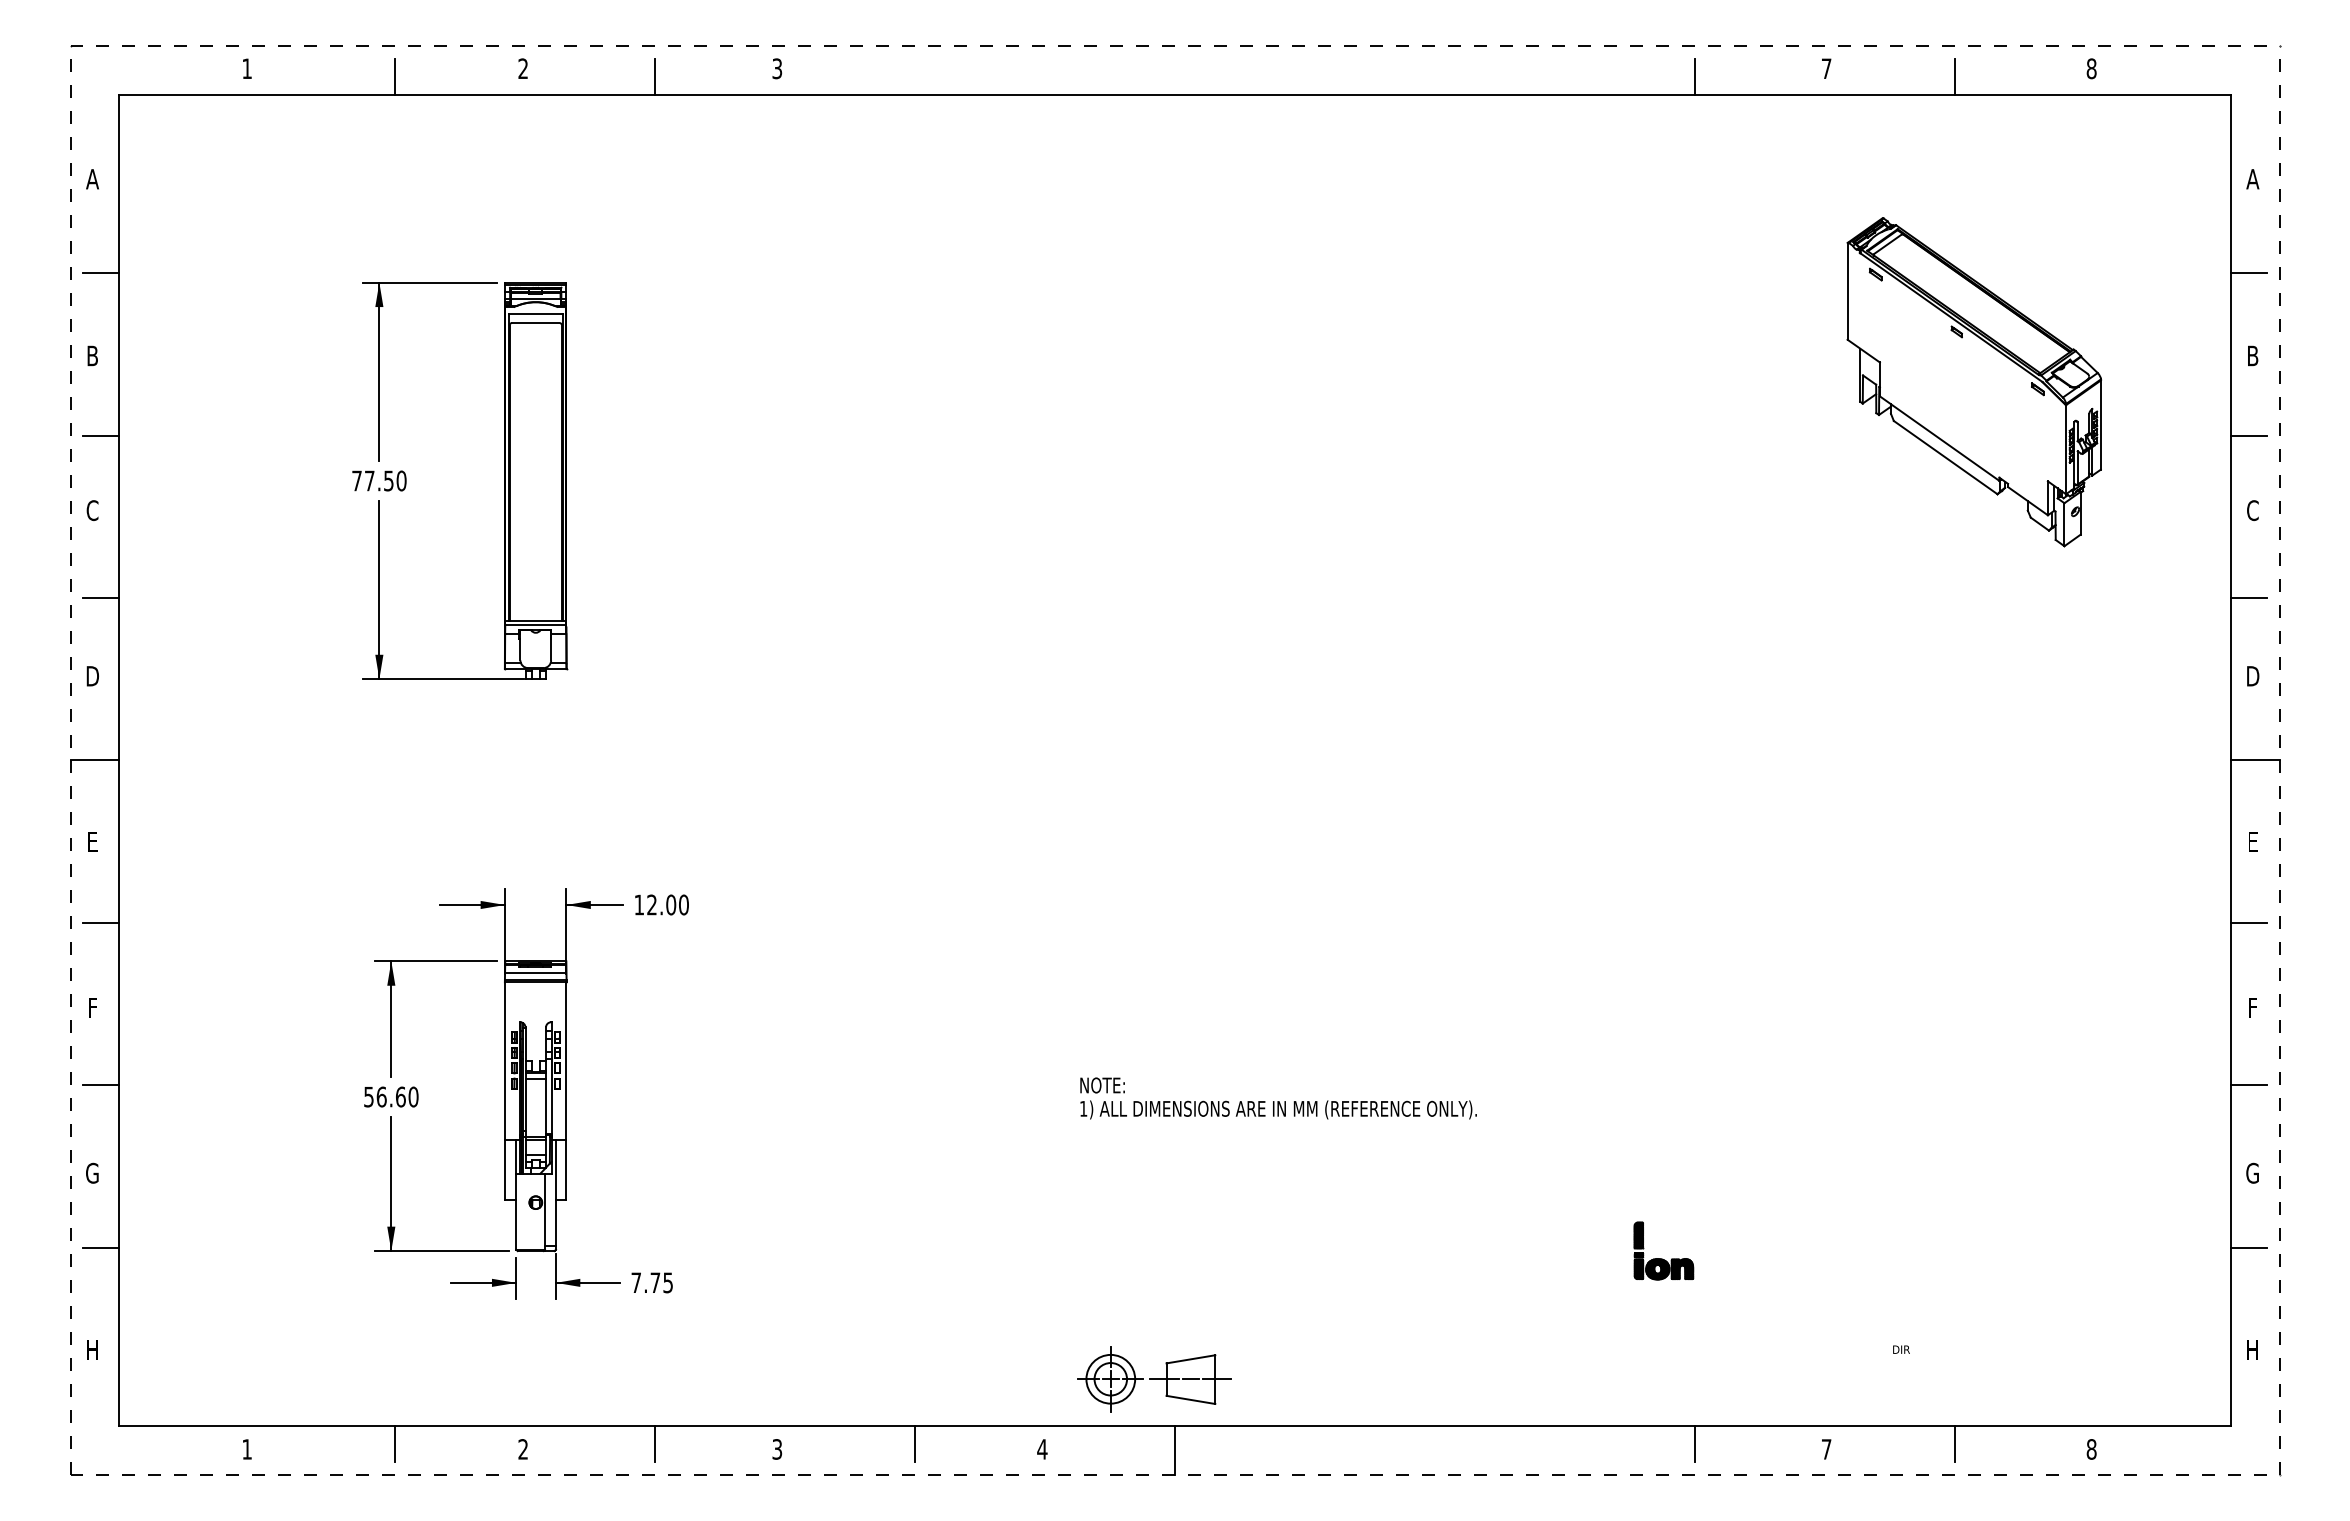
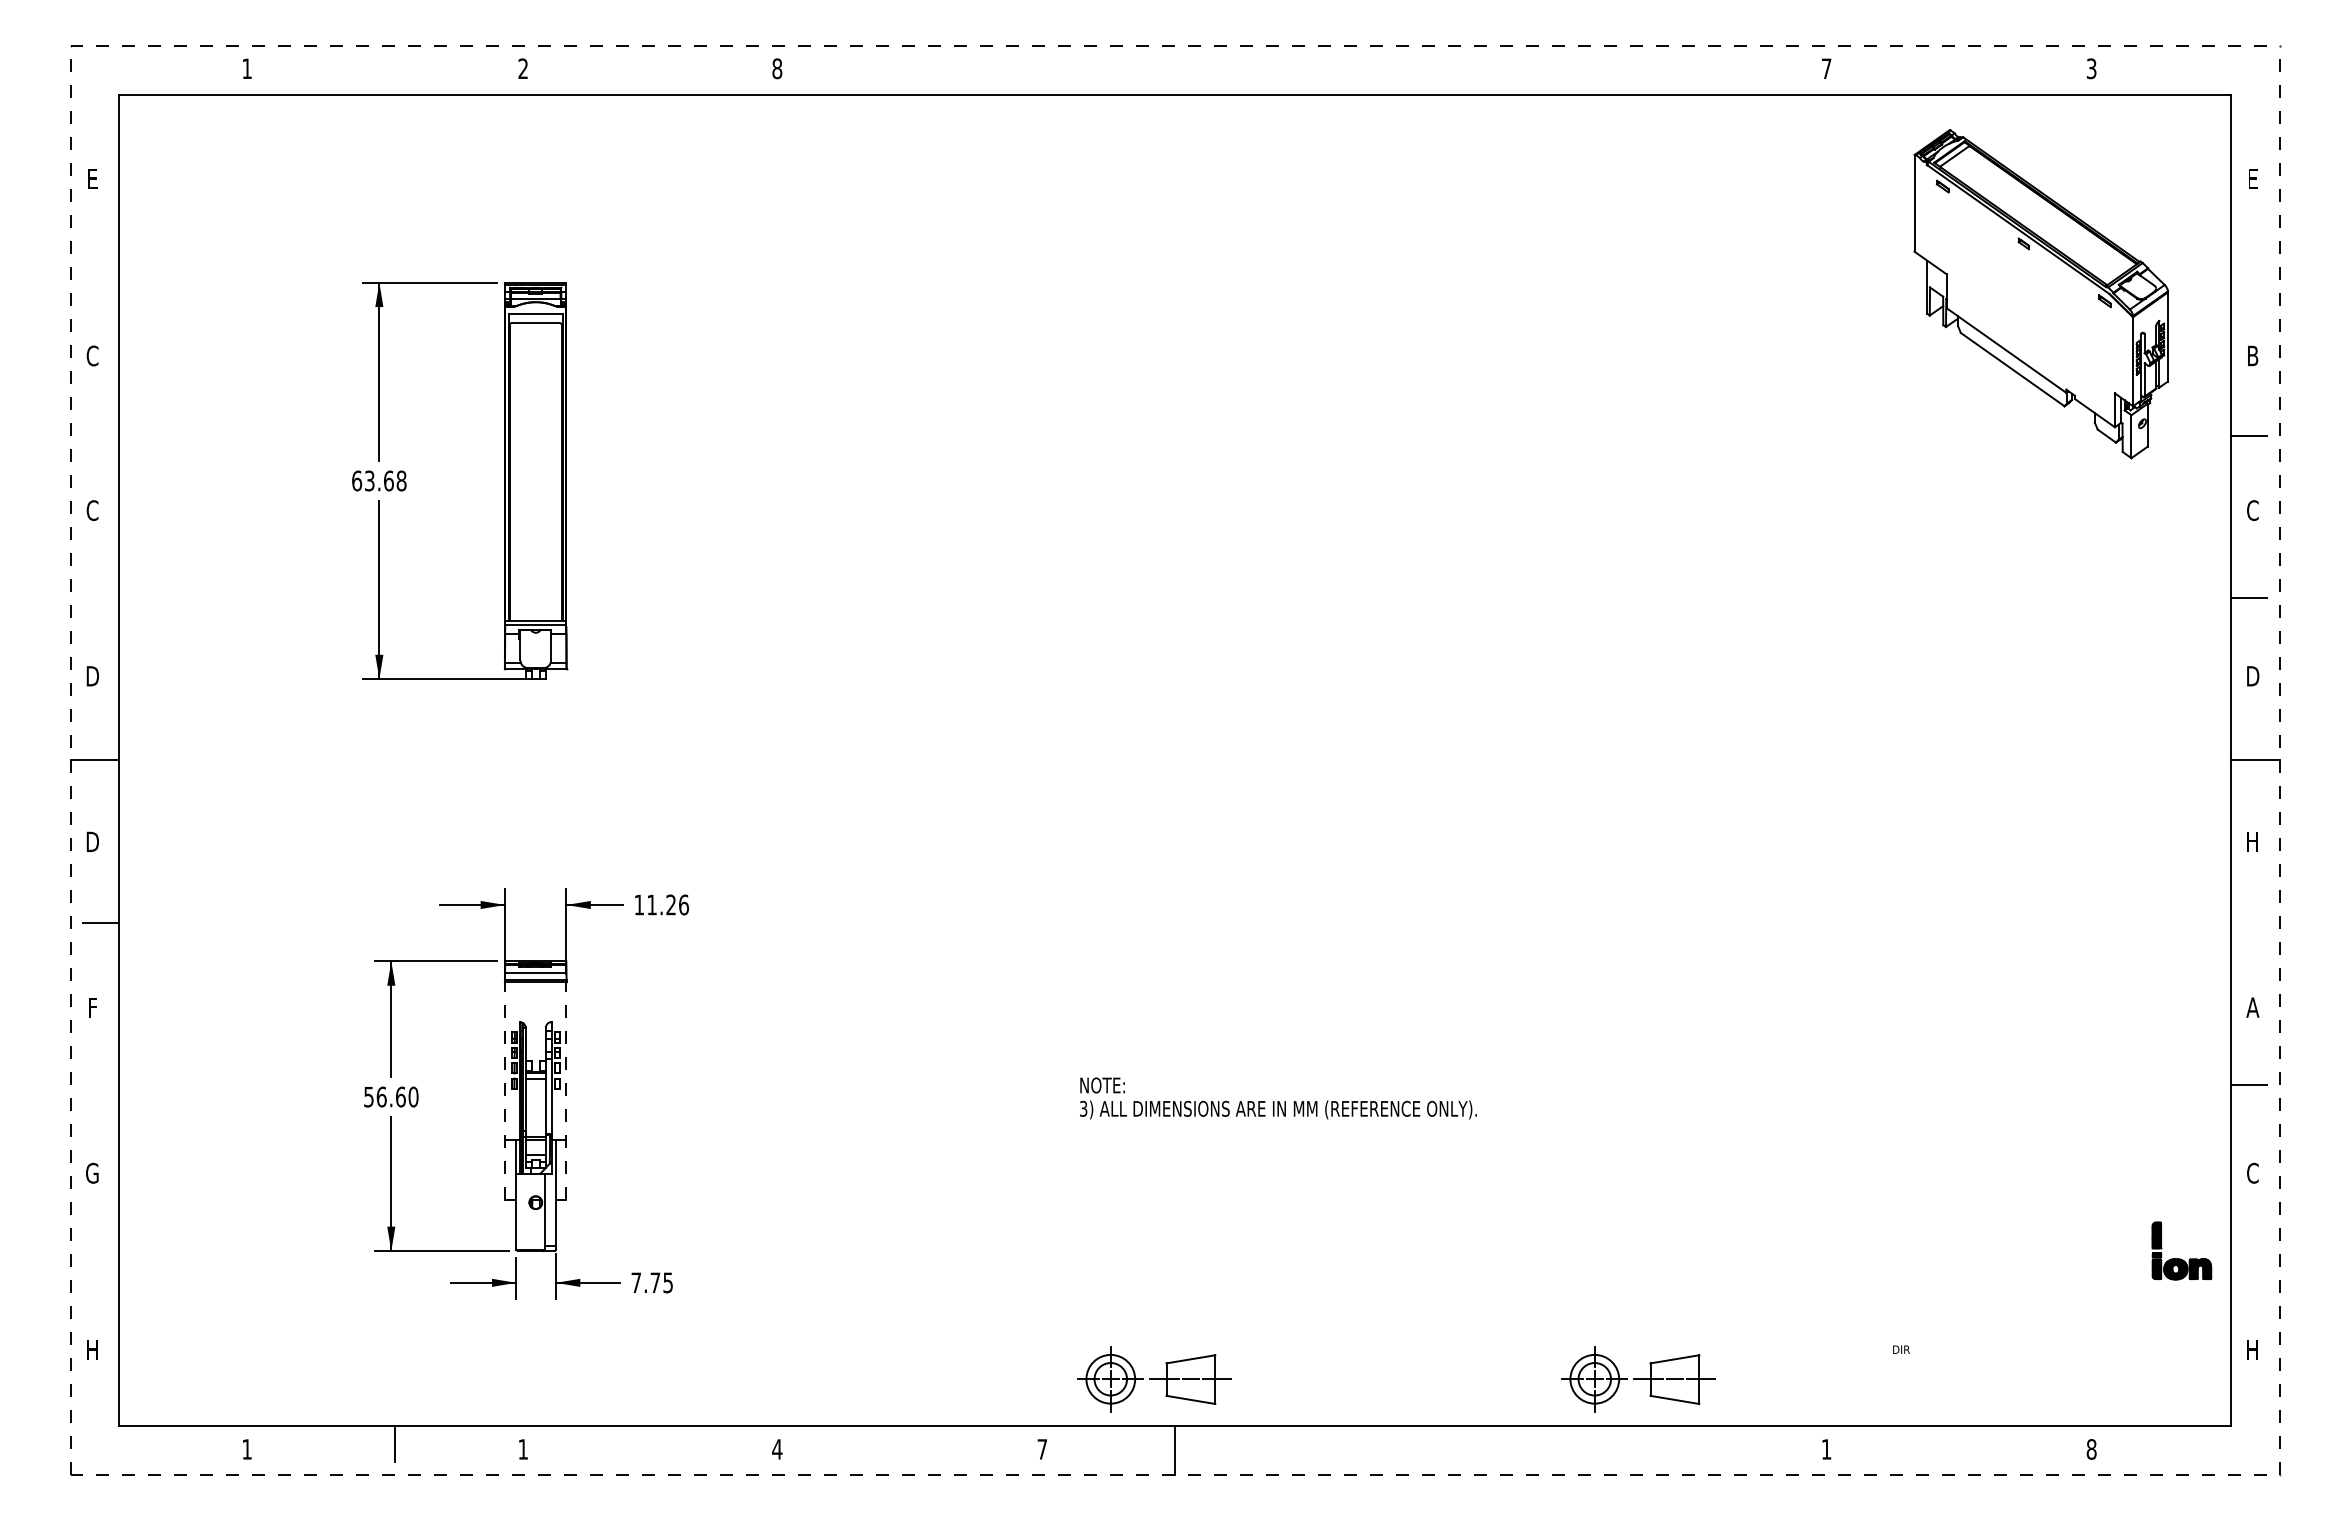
text: 3 -> 8 (777, 68)
text: 8 -> 3 (2091, 68)
line: present -> none (395, 76)
line: present -> none (655, 76)
line: present -> none (1694, 76)
line: present -> none (1954, 76)
text: A -> E (92, 179)
text: A -> E (2252, 179)
line: present -> none (101, 273)
line: present -> none (2248, 273)
text: B -> C (92, 355)
part position: (1973, 382) -> (2040, 294) (2040, 294)
line: present -> none (101, 435)
text: 77.50 -> 63.68 (379, 480)
line: present -> none (101, 598)
text: E -> D (92, 841)
text: E -> H (2252, 841)
text: 12.00 -> 11.26 (668, 904)
line: present -> none (2248, 922)
text: F -> A (2252, 1007)
line: present -> none (101, 1085)
line: solid -> dashed (505, 1091)
line: solid -> dashed (566, 1091)
text: 1) -> 3) (1083, 1108)
text: G -> C (2252, 1173)
line: present -> none (101, 1247)
line: present -> none (2248, 1247)
part position: (1662, 1258) -> (2180, 1258) (2180, 1258)
part: none -> present (1638, 1379)
line: present -> none (655, 1444)
line: present -> none (915, 1444)
line: present -> none (1694, 1444)
line: present -> none (1954, 1444)
text: 2 -> 1 (522, 1449)
text: 3 -> 4 (777, 1449)
text: 4 -> 7 (1042, 1449)
text: 7 -> 1 (1826, 1449)
